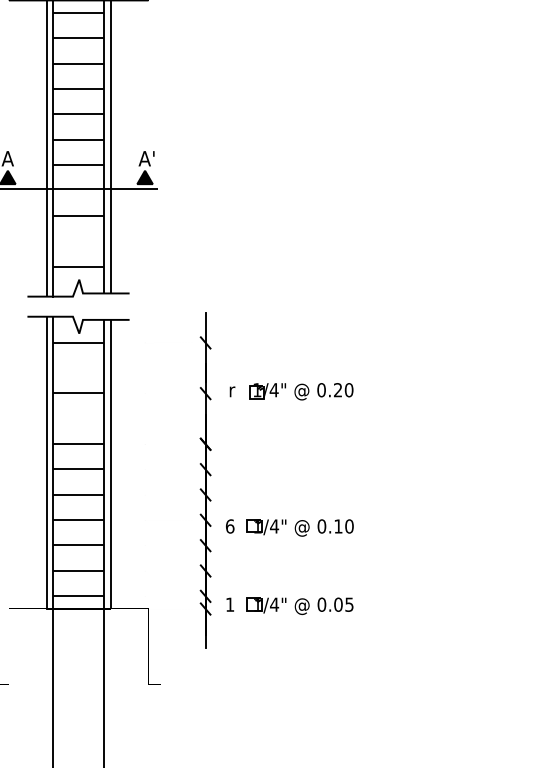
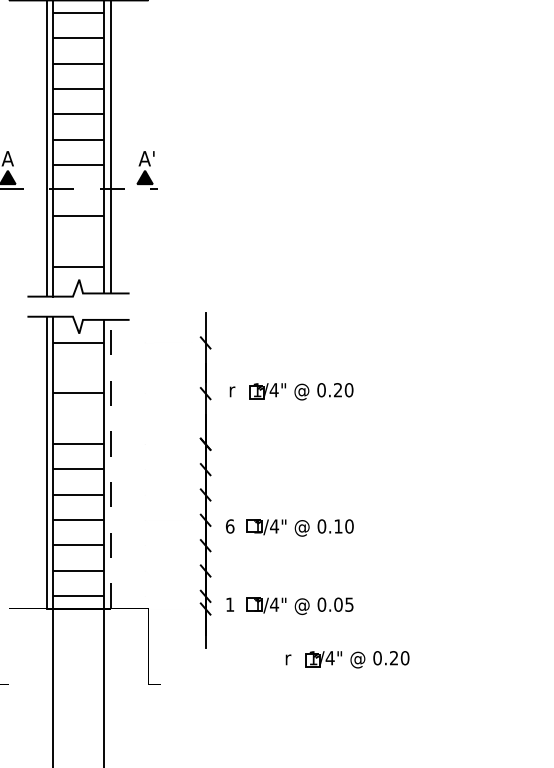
line: solid -> dashed (79, 189)
line: solid -> dashed (110, 463)
part: none -> present (347, 659)
